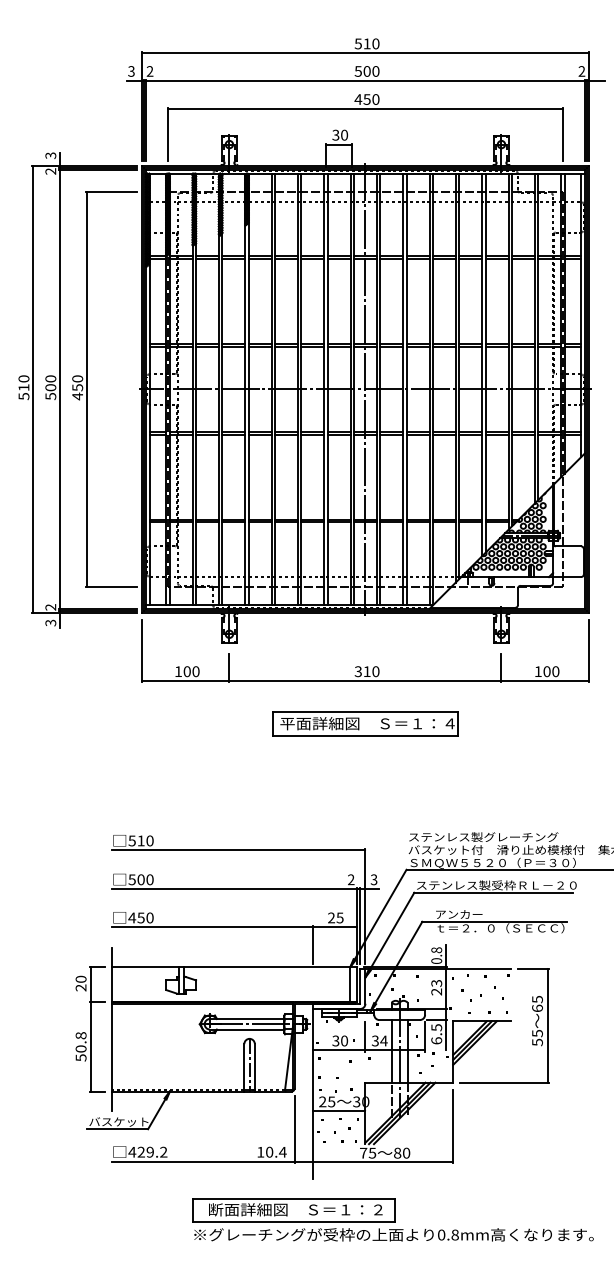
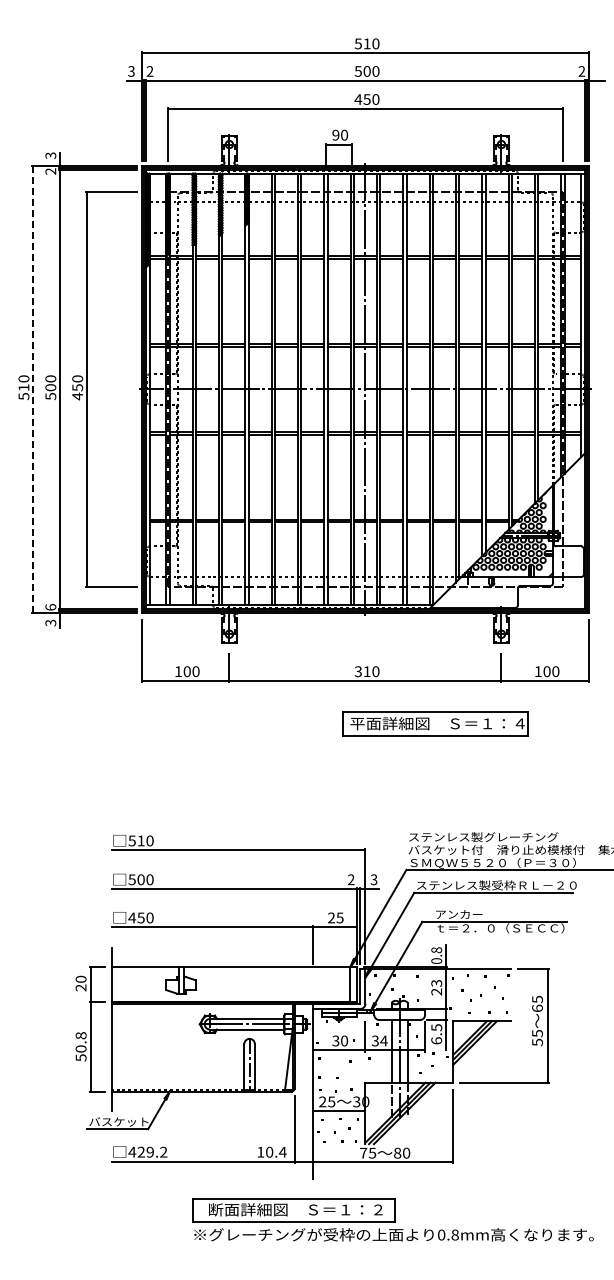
text: 30 -> 90 (335, 135)
line: solid -> dashed (33, 389)
text: 2 -> 6 (50, 607)
part position: (365, 723) -> (435, 723) (435, 723)
